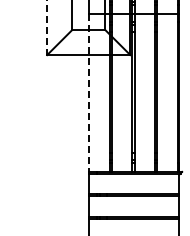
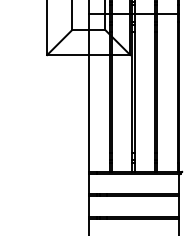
line: dashed -> solid (47, 28)
line: dashed -> solid (88, 92)
